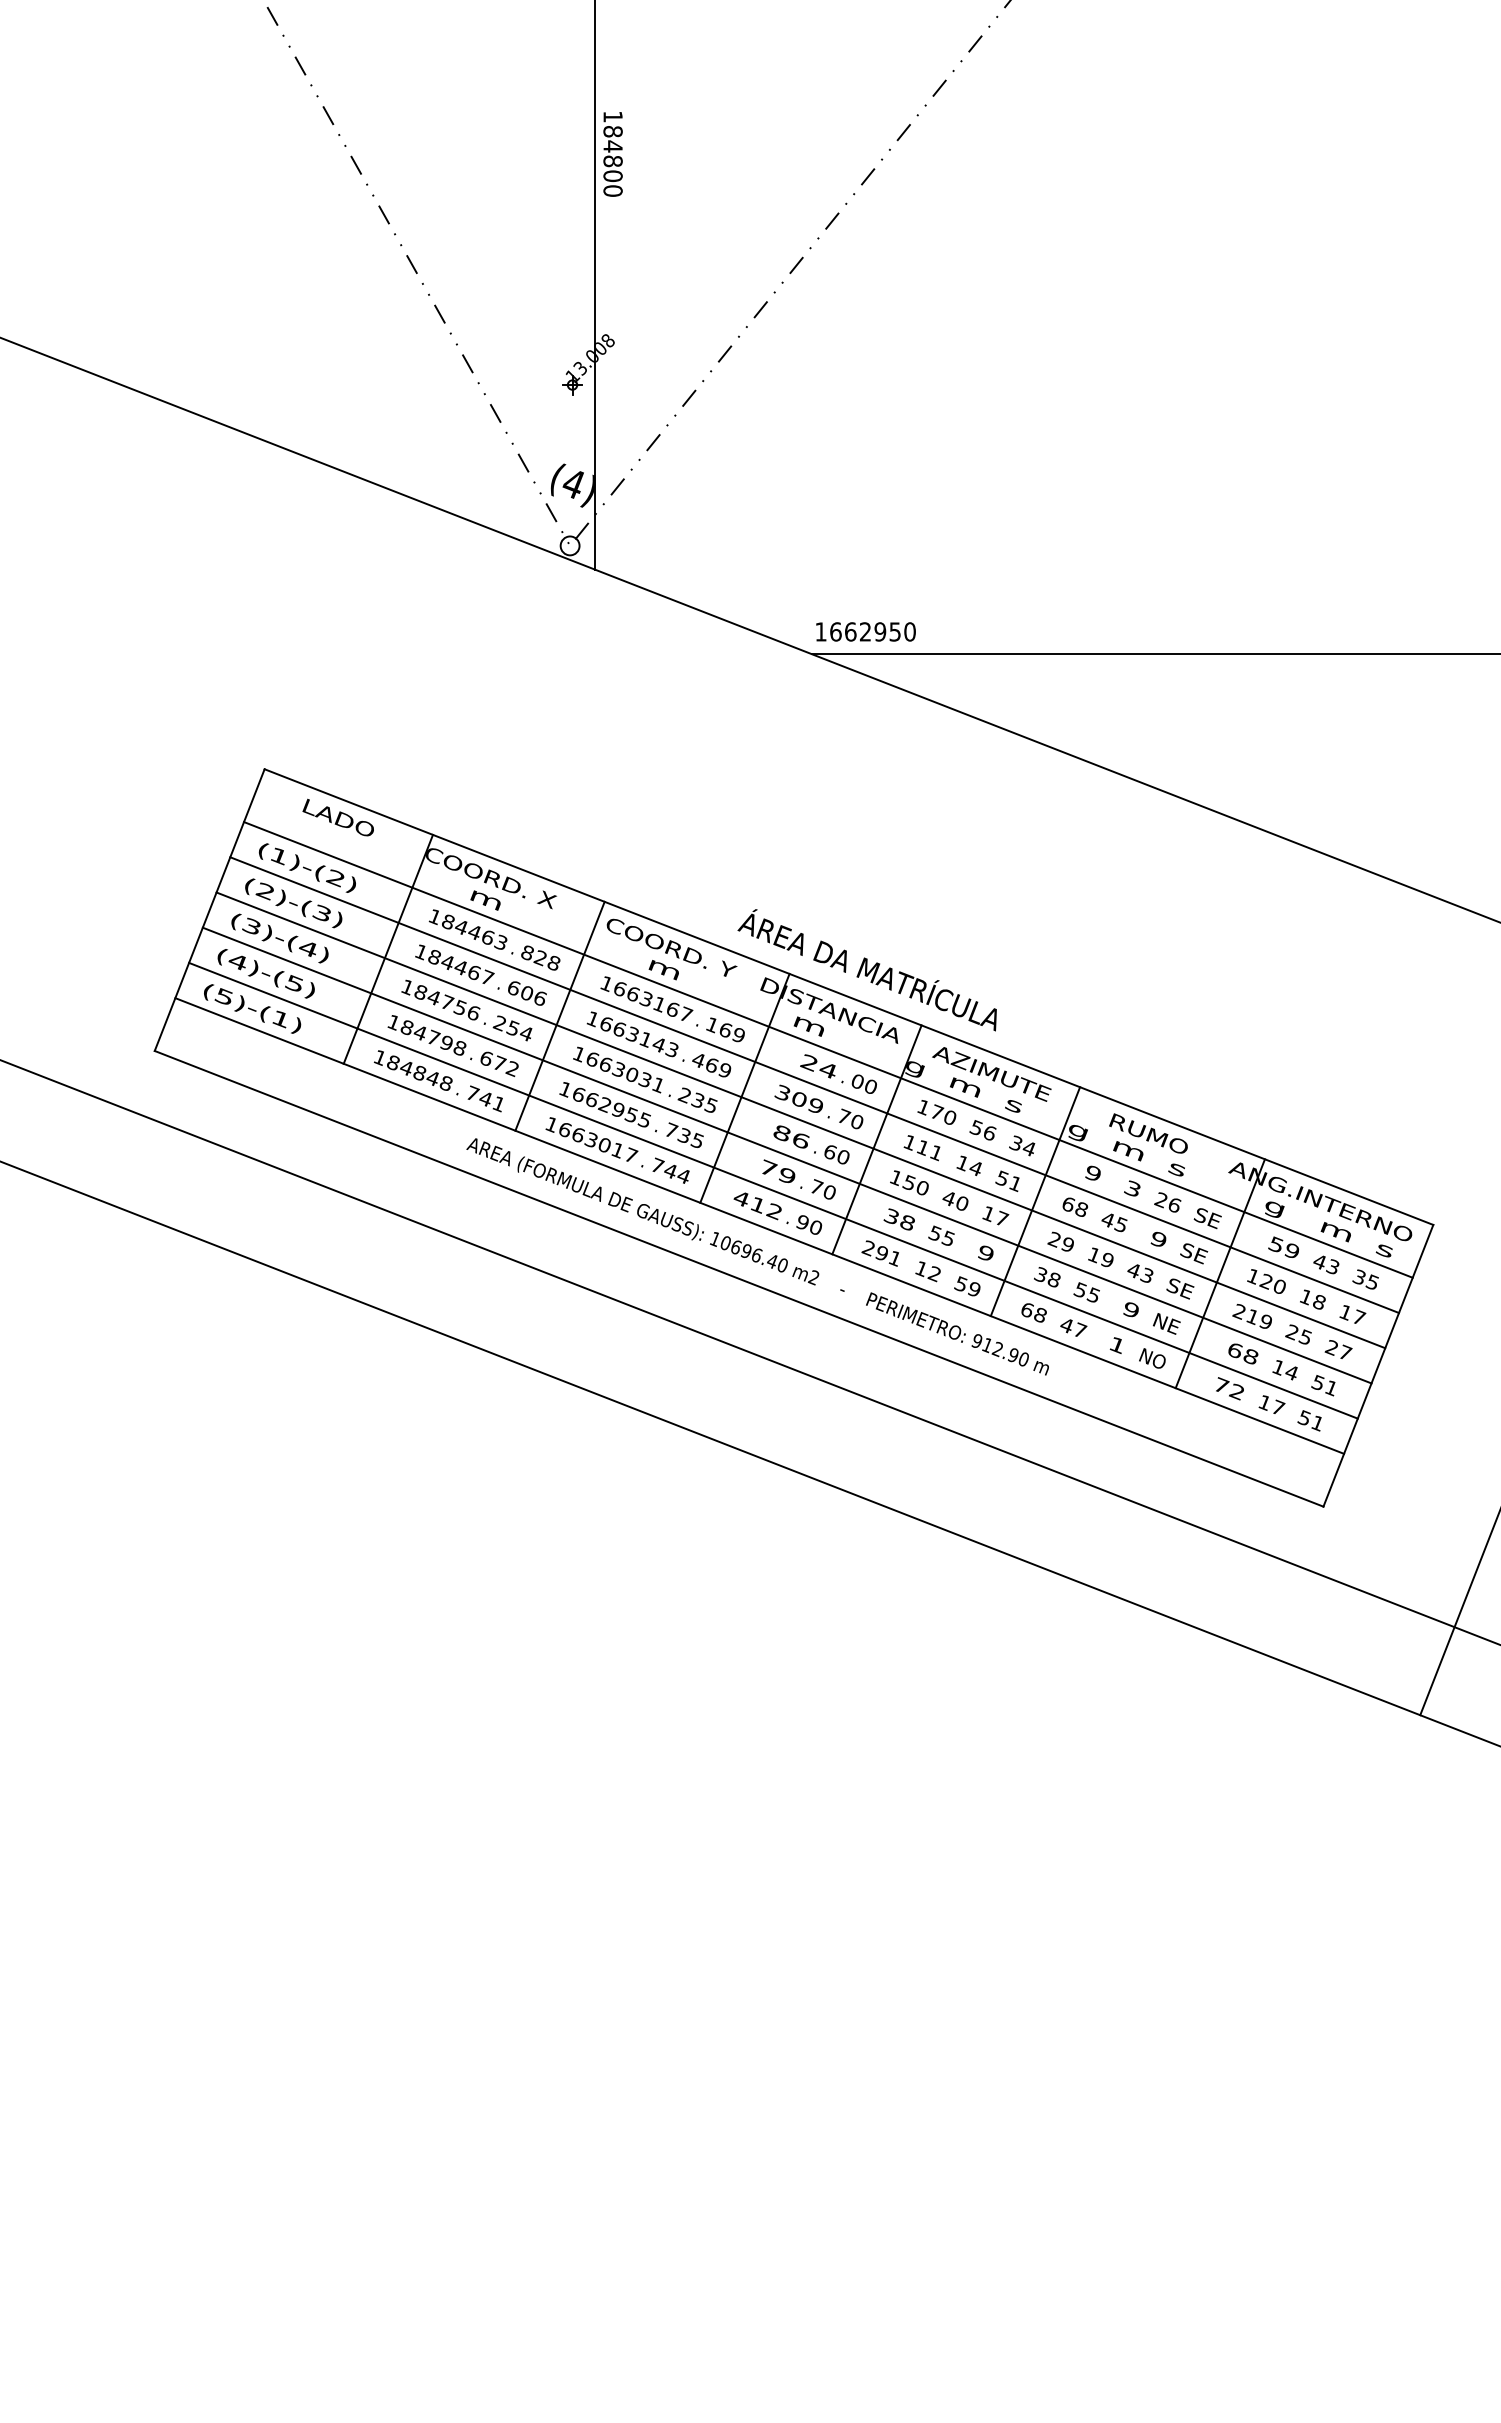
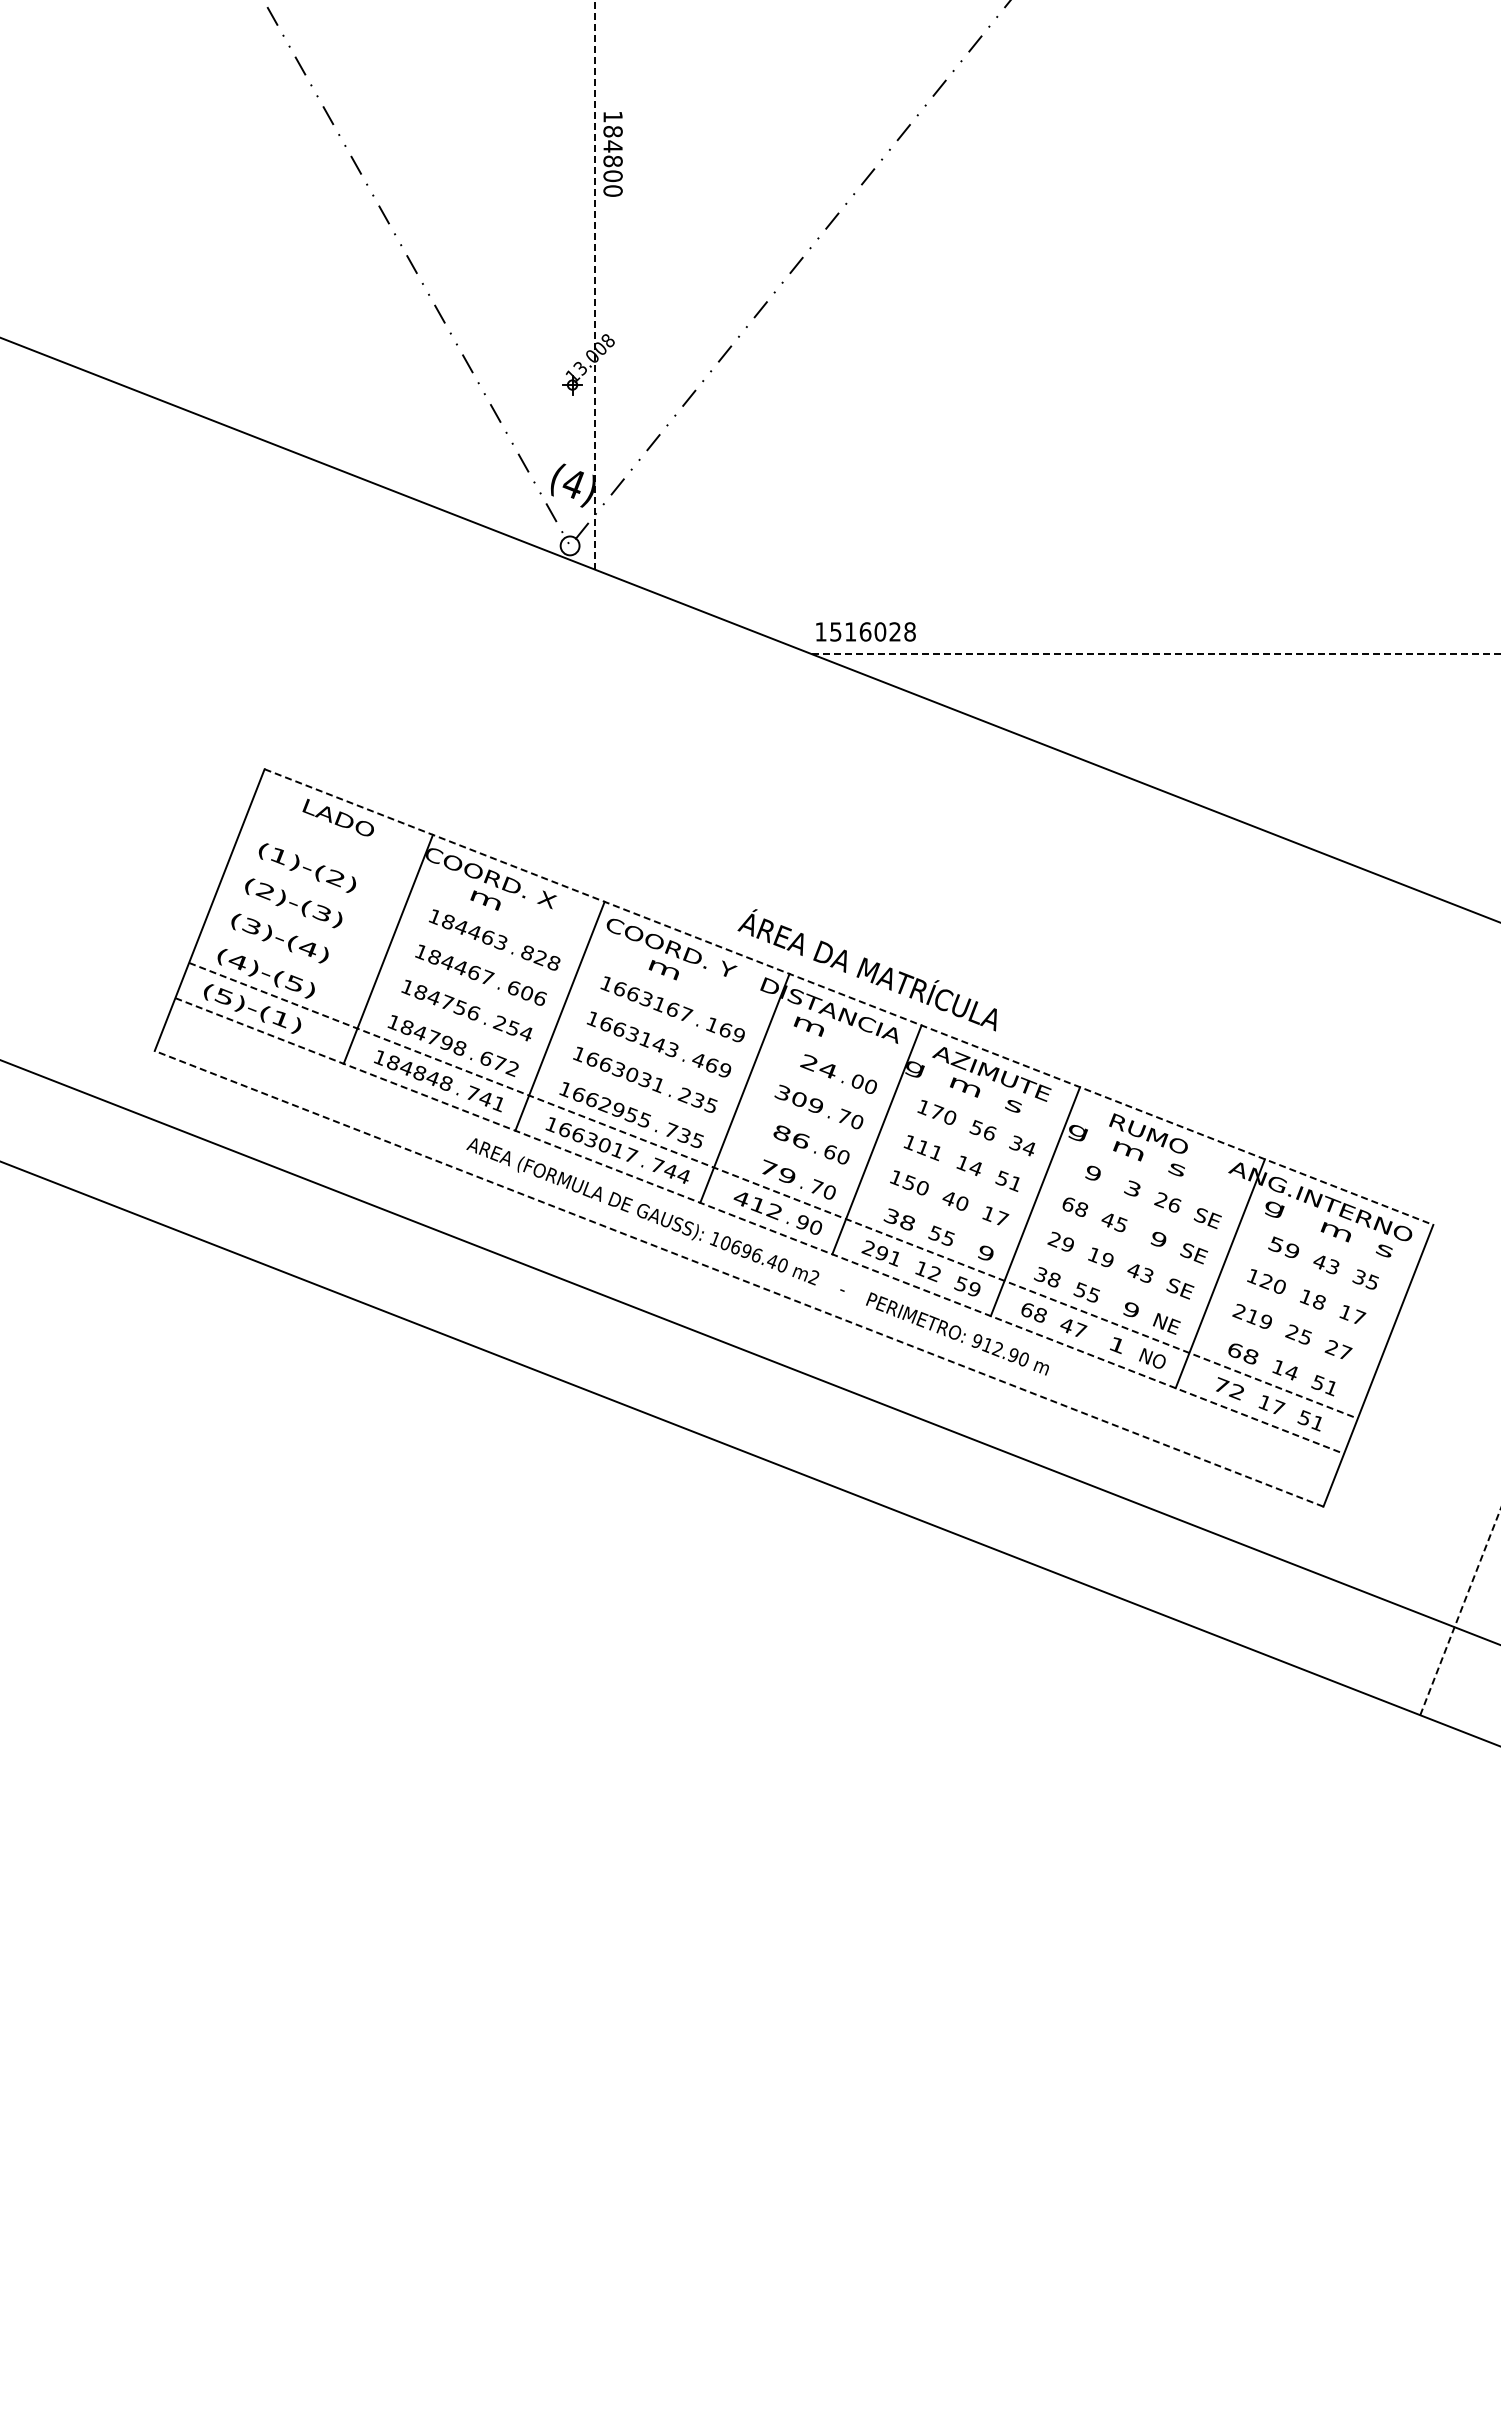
line: solid -> dashed (595, 284)
text: 1662950 -> 1516028 (872, 631)
line: solid -> dashed (1156, 654)
line: solid -> dashed (849, 997)
line: present -> none (828, 1049)
line: present -> none (814, 1085)
line: present -> none (800, 1120)
line: present -> none (786, 1155)
line: solid -> dashed (773, 1190)
line: solid -> dashed (760, 1226)
line: solid -> dashed (738, 1278)
line: solid -> dashed (1460, 1611)
